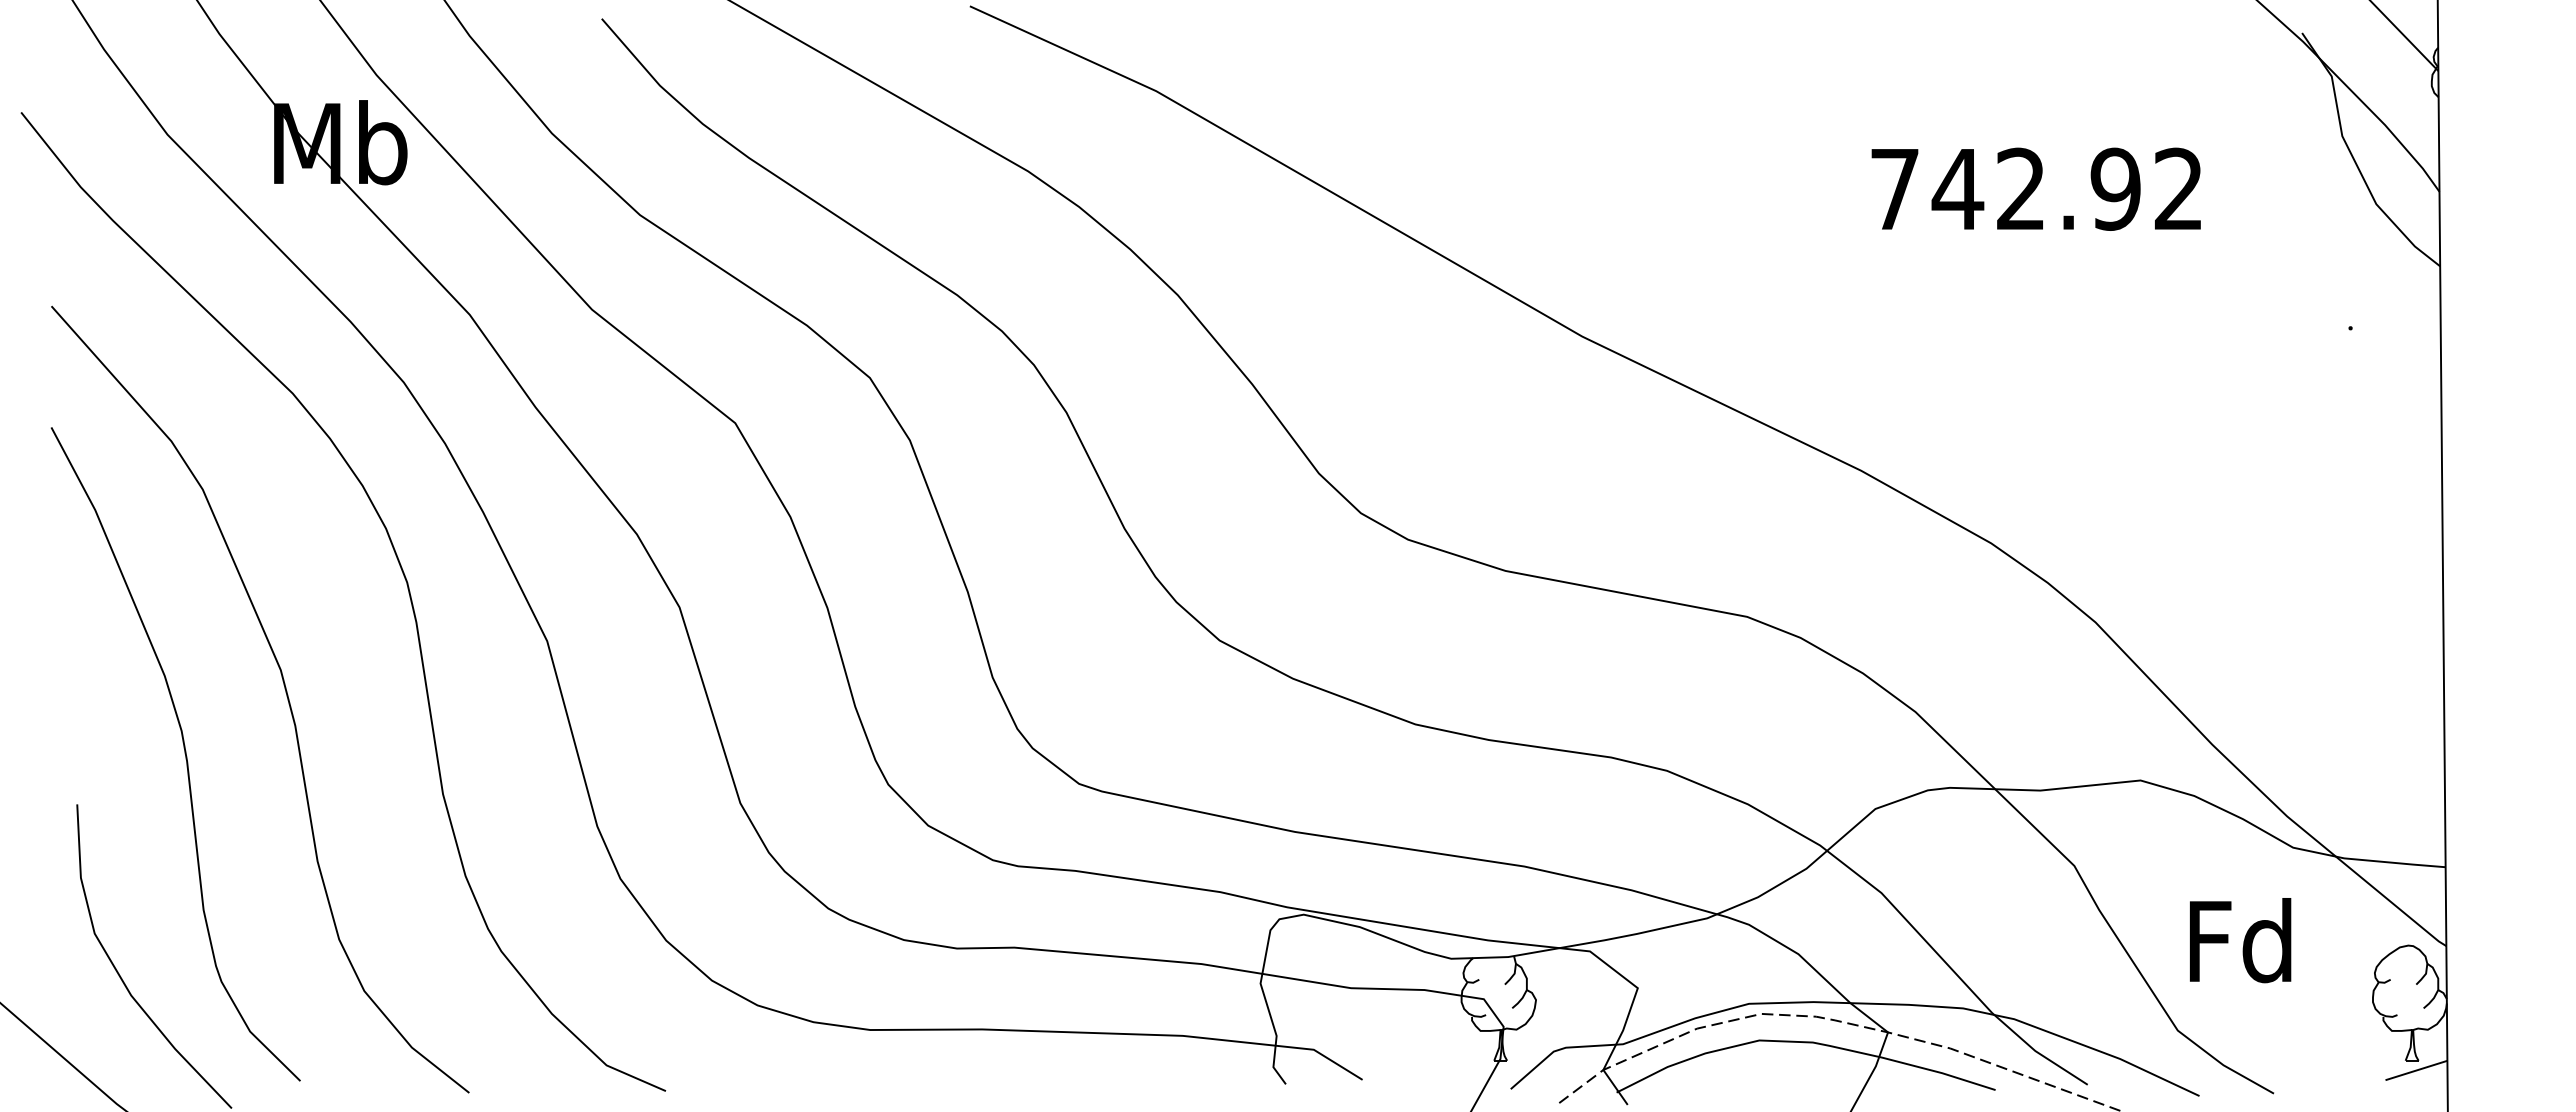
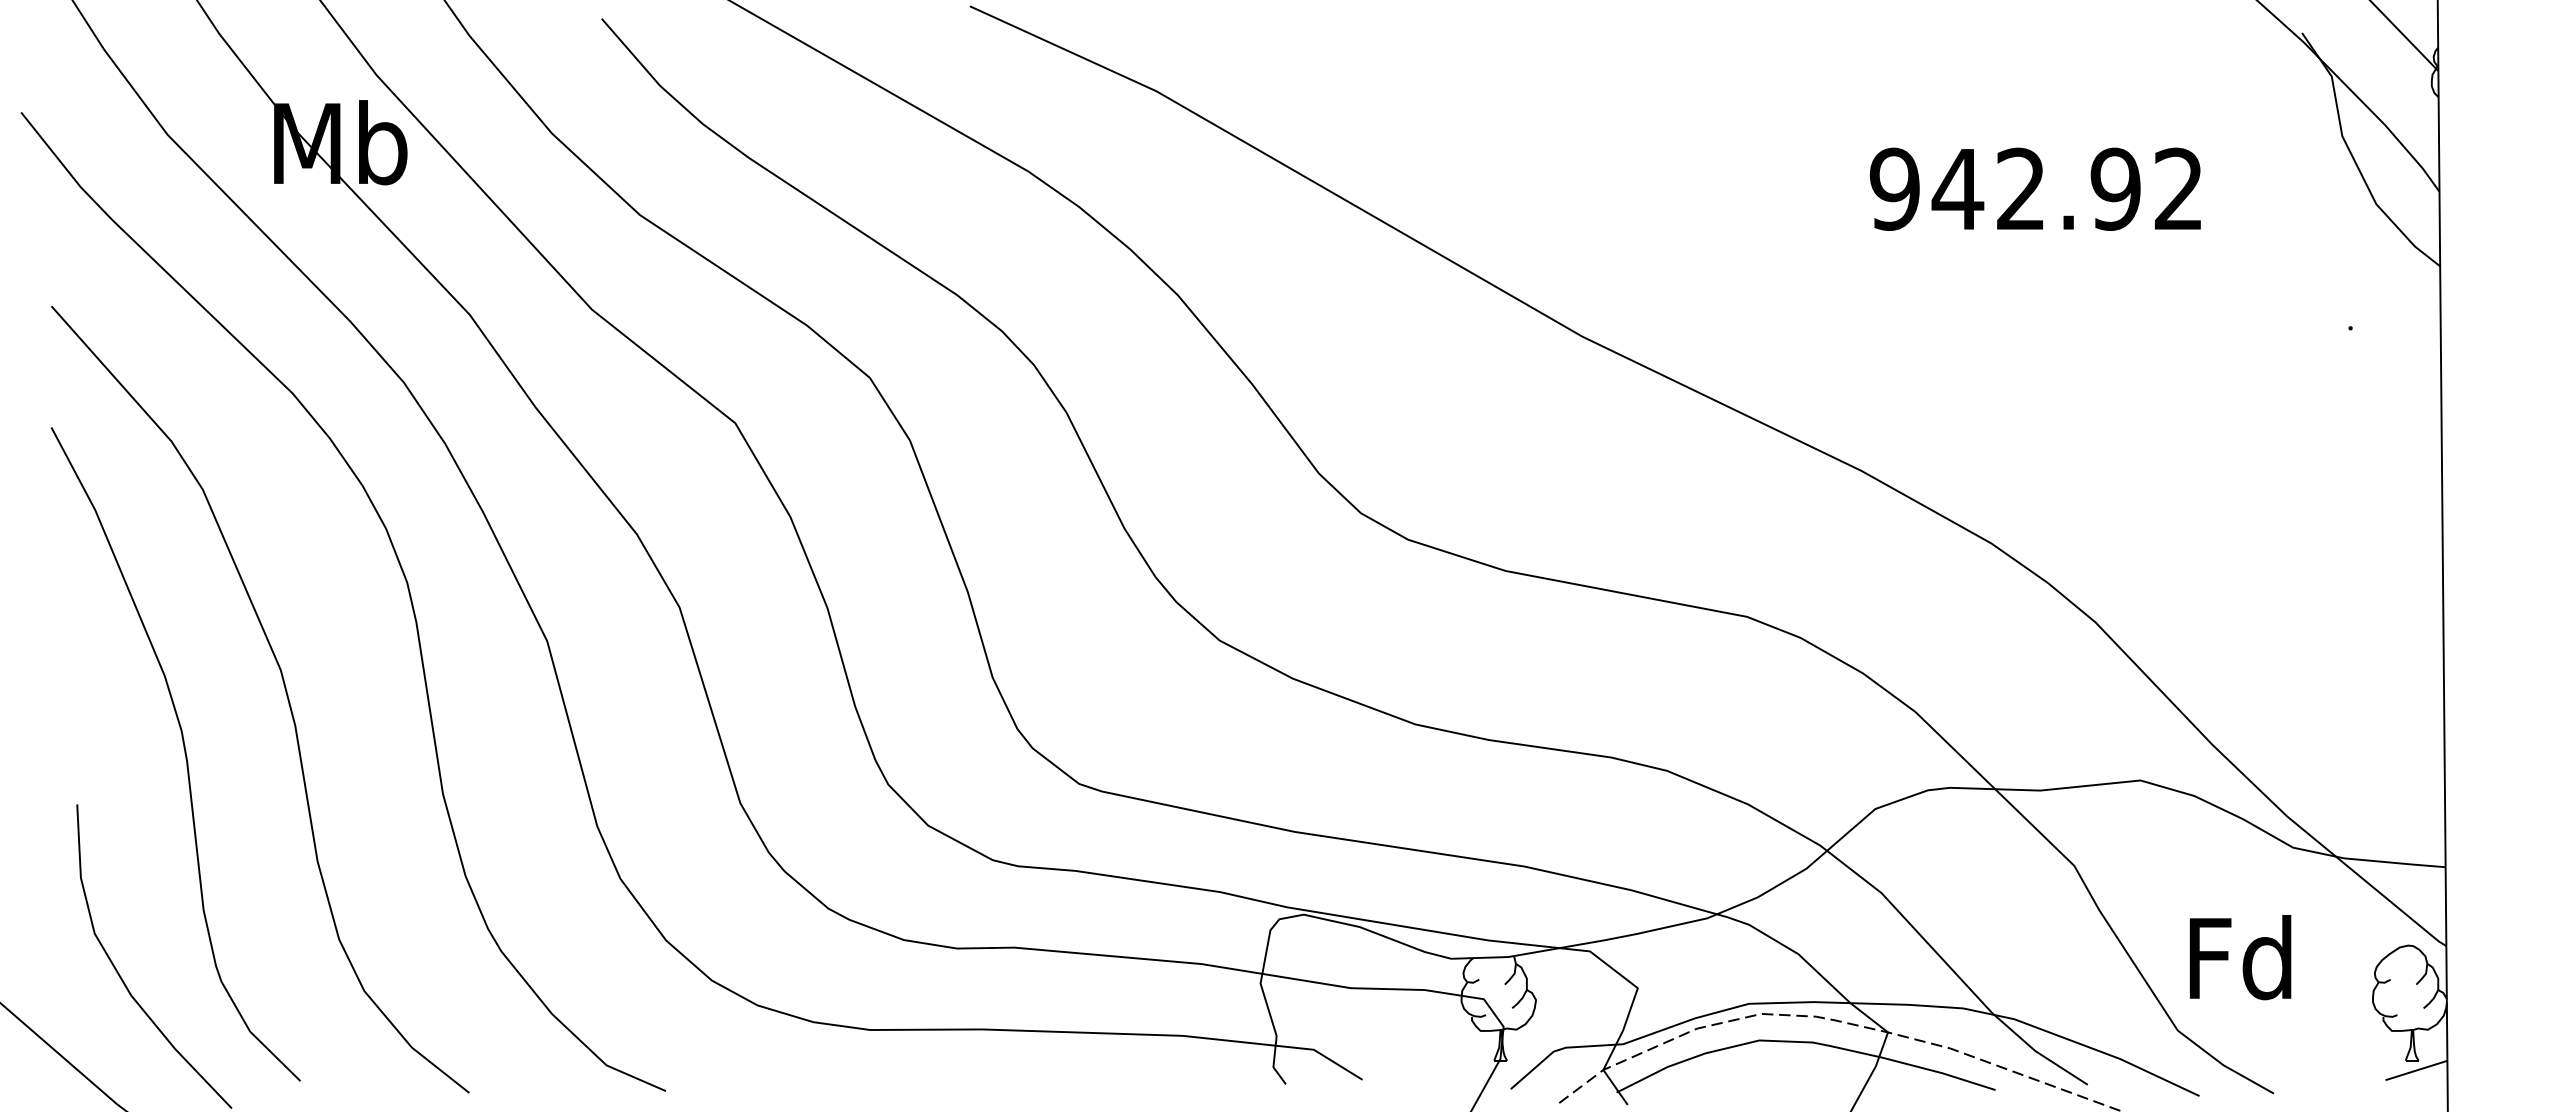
text: 742.92 -> 942.92 (1894, 188)
text position: (2240, 940) -> (2240, 957) (2240, 957)
